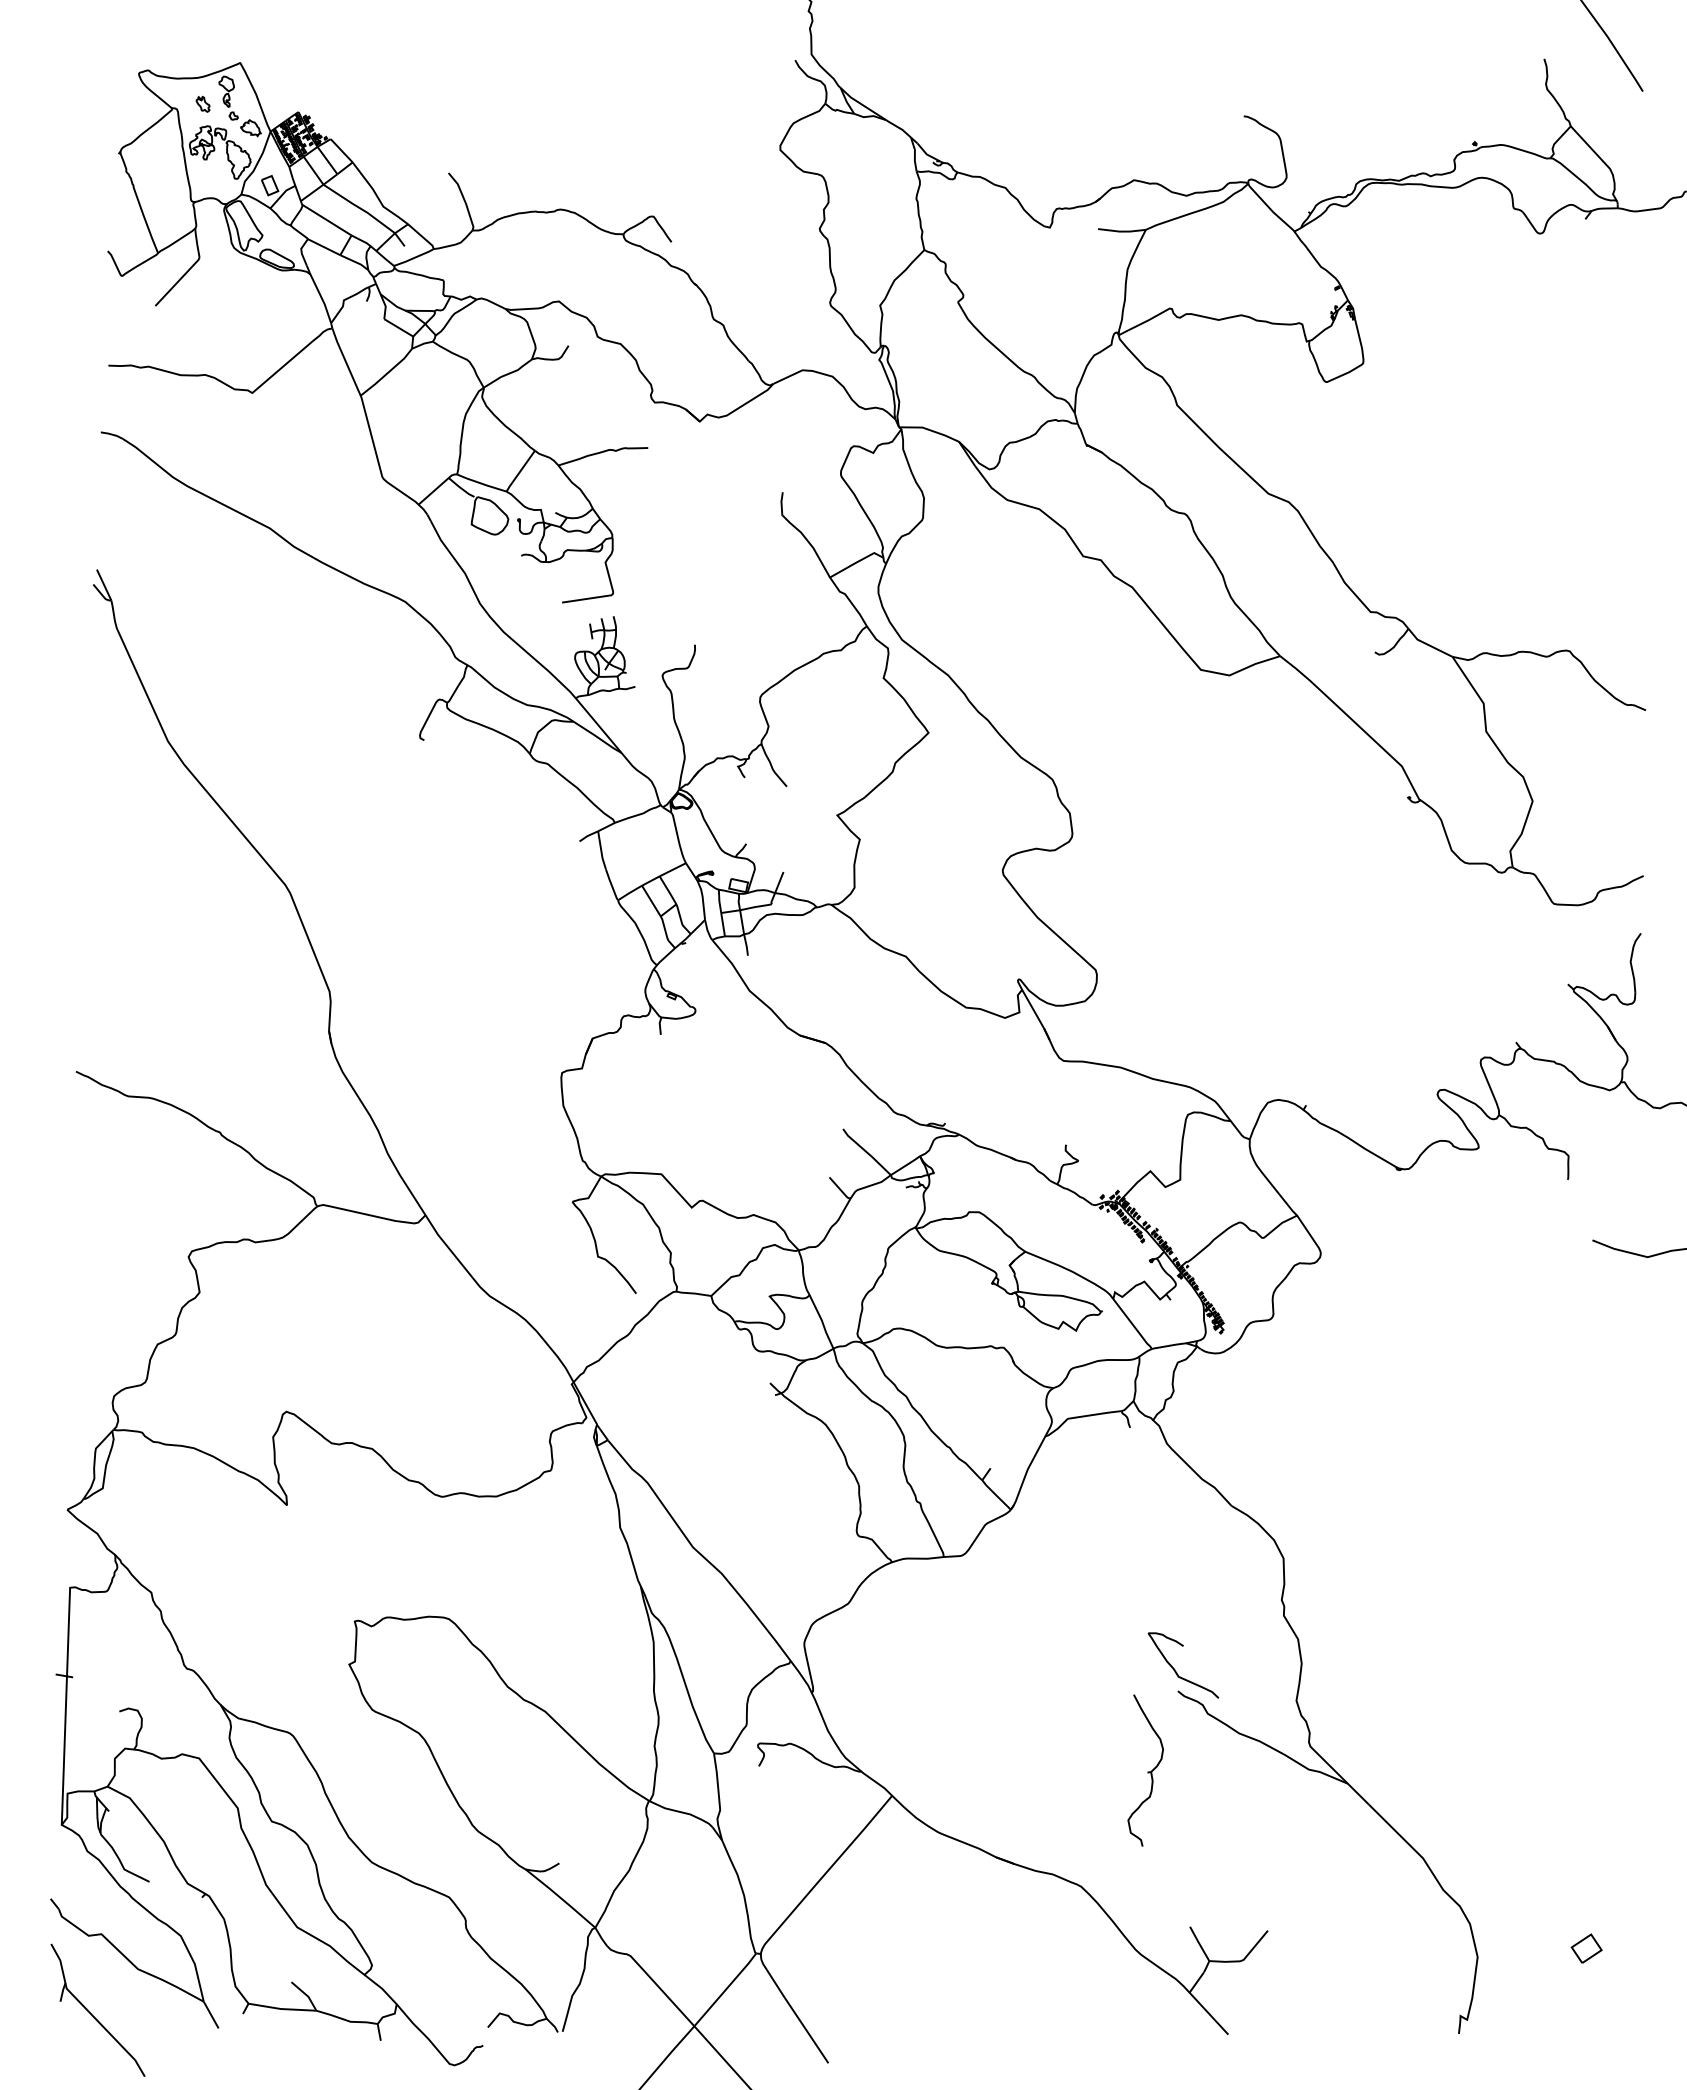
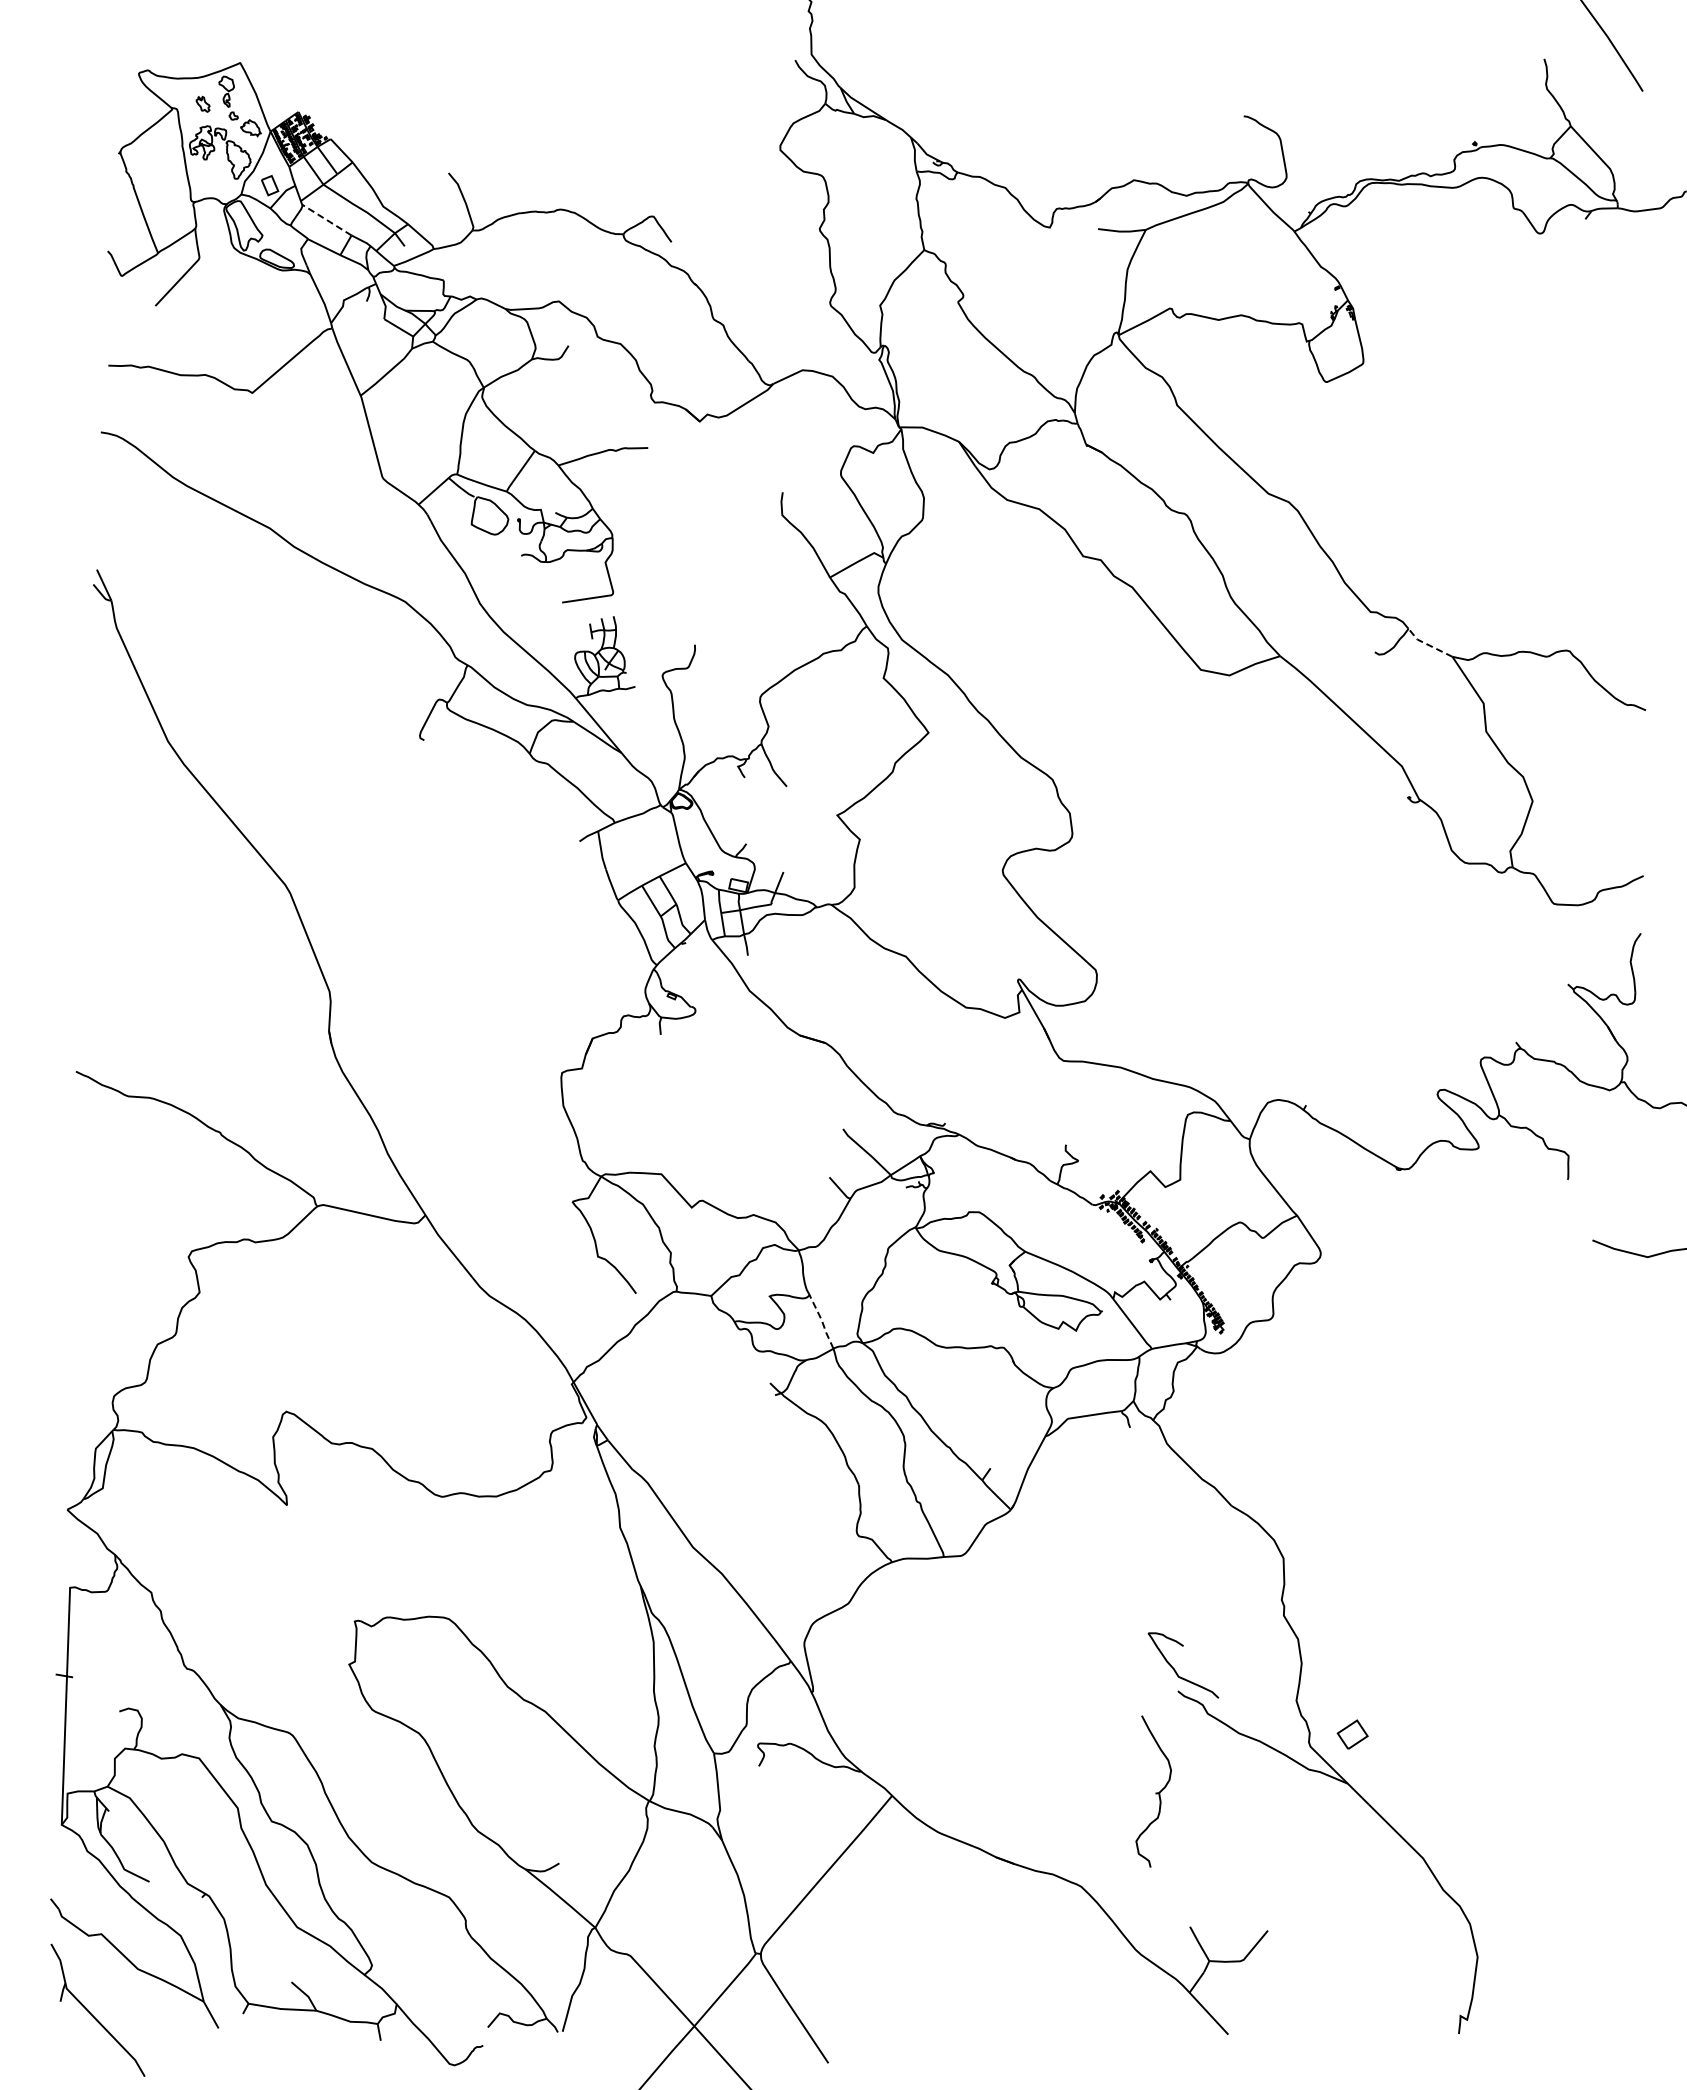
line: solid -> dashed (326, 219)
line: solid -> dashed (1427, 644)
line: solid -> dashed (822, 1321)
part position: (1145, 1770) -> (1153, 1791) (1153, 1791)
part position: (1586, 1948) -> (1352, 1734) (1352, 1734)
